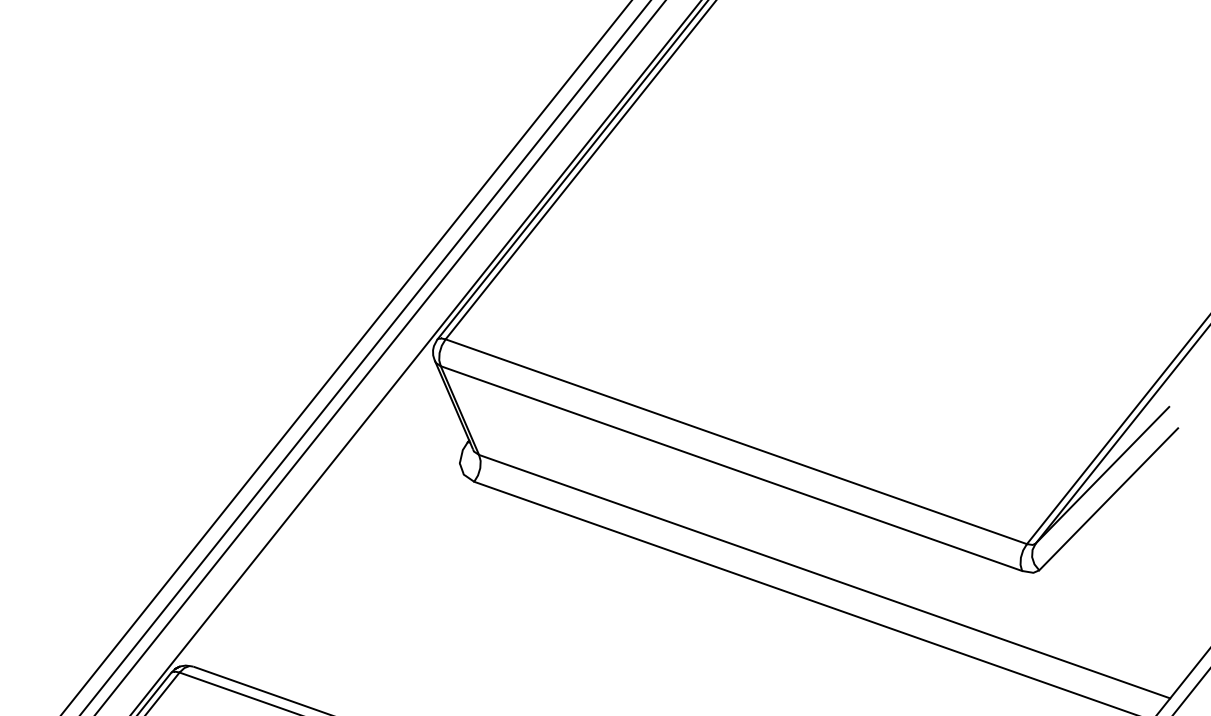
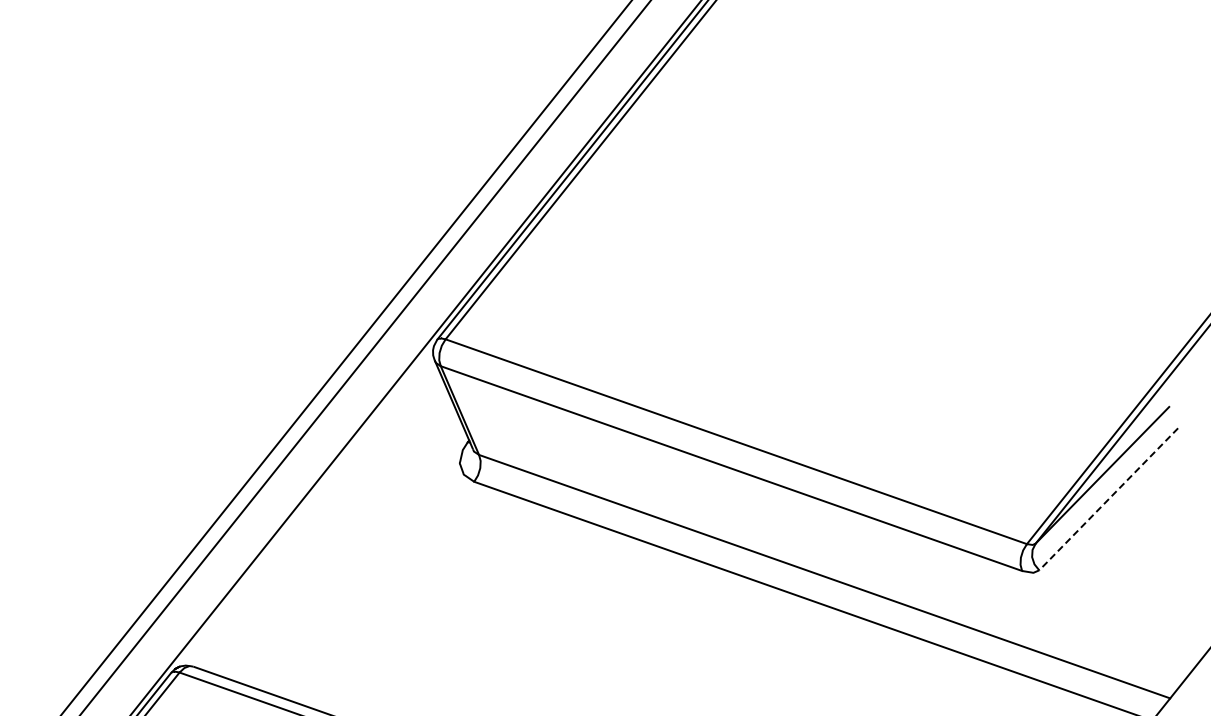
line: present -> none (380, 357)
line: solid -> dashed (1108, 499)
line: present -> none (1191, 691)
